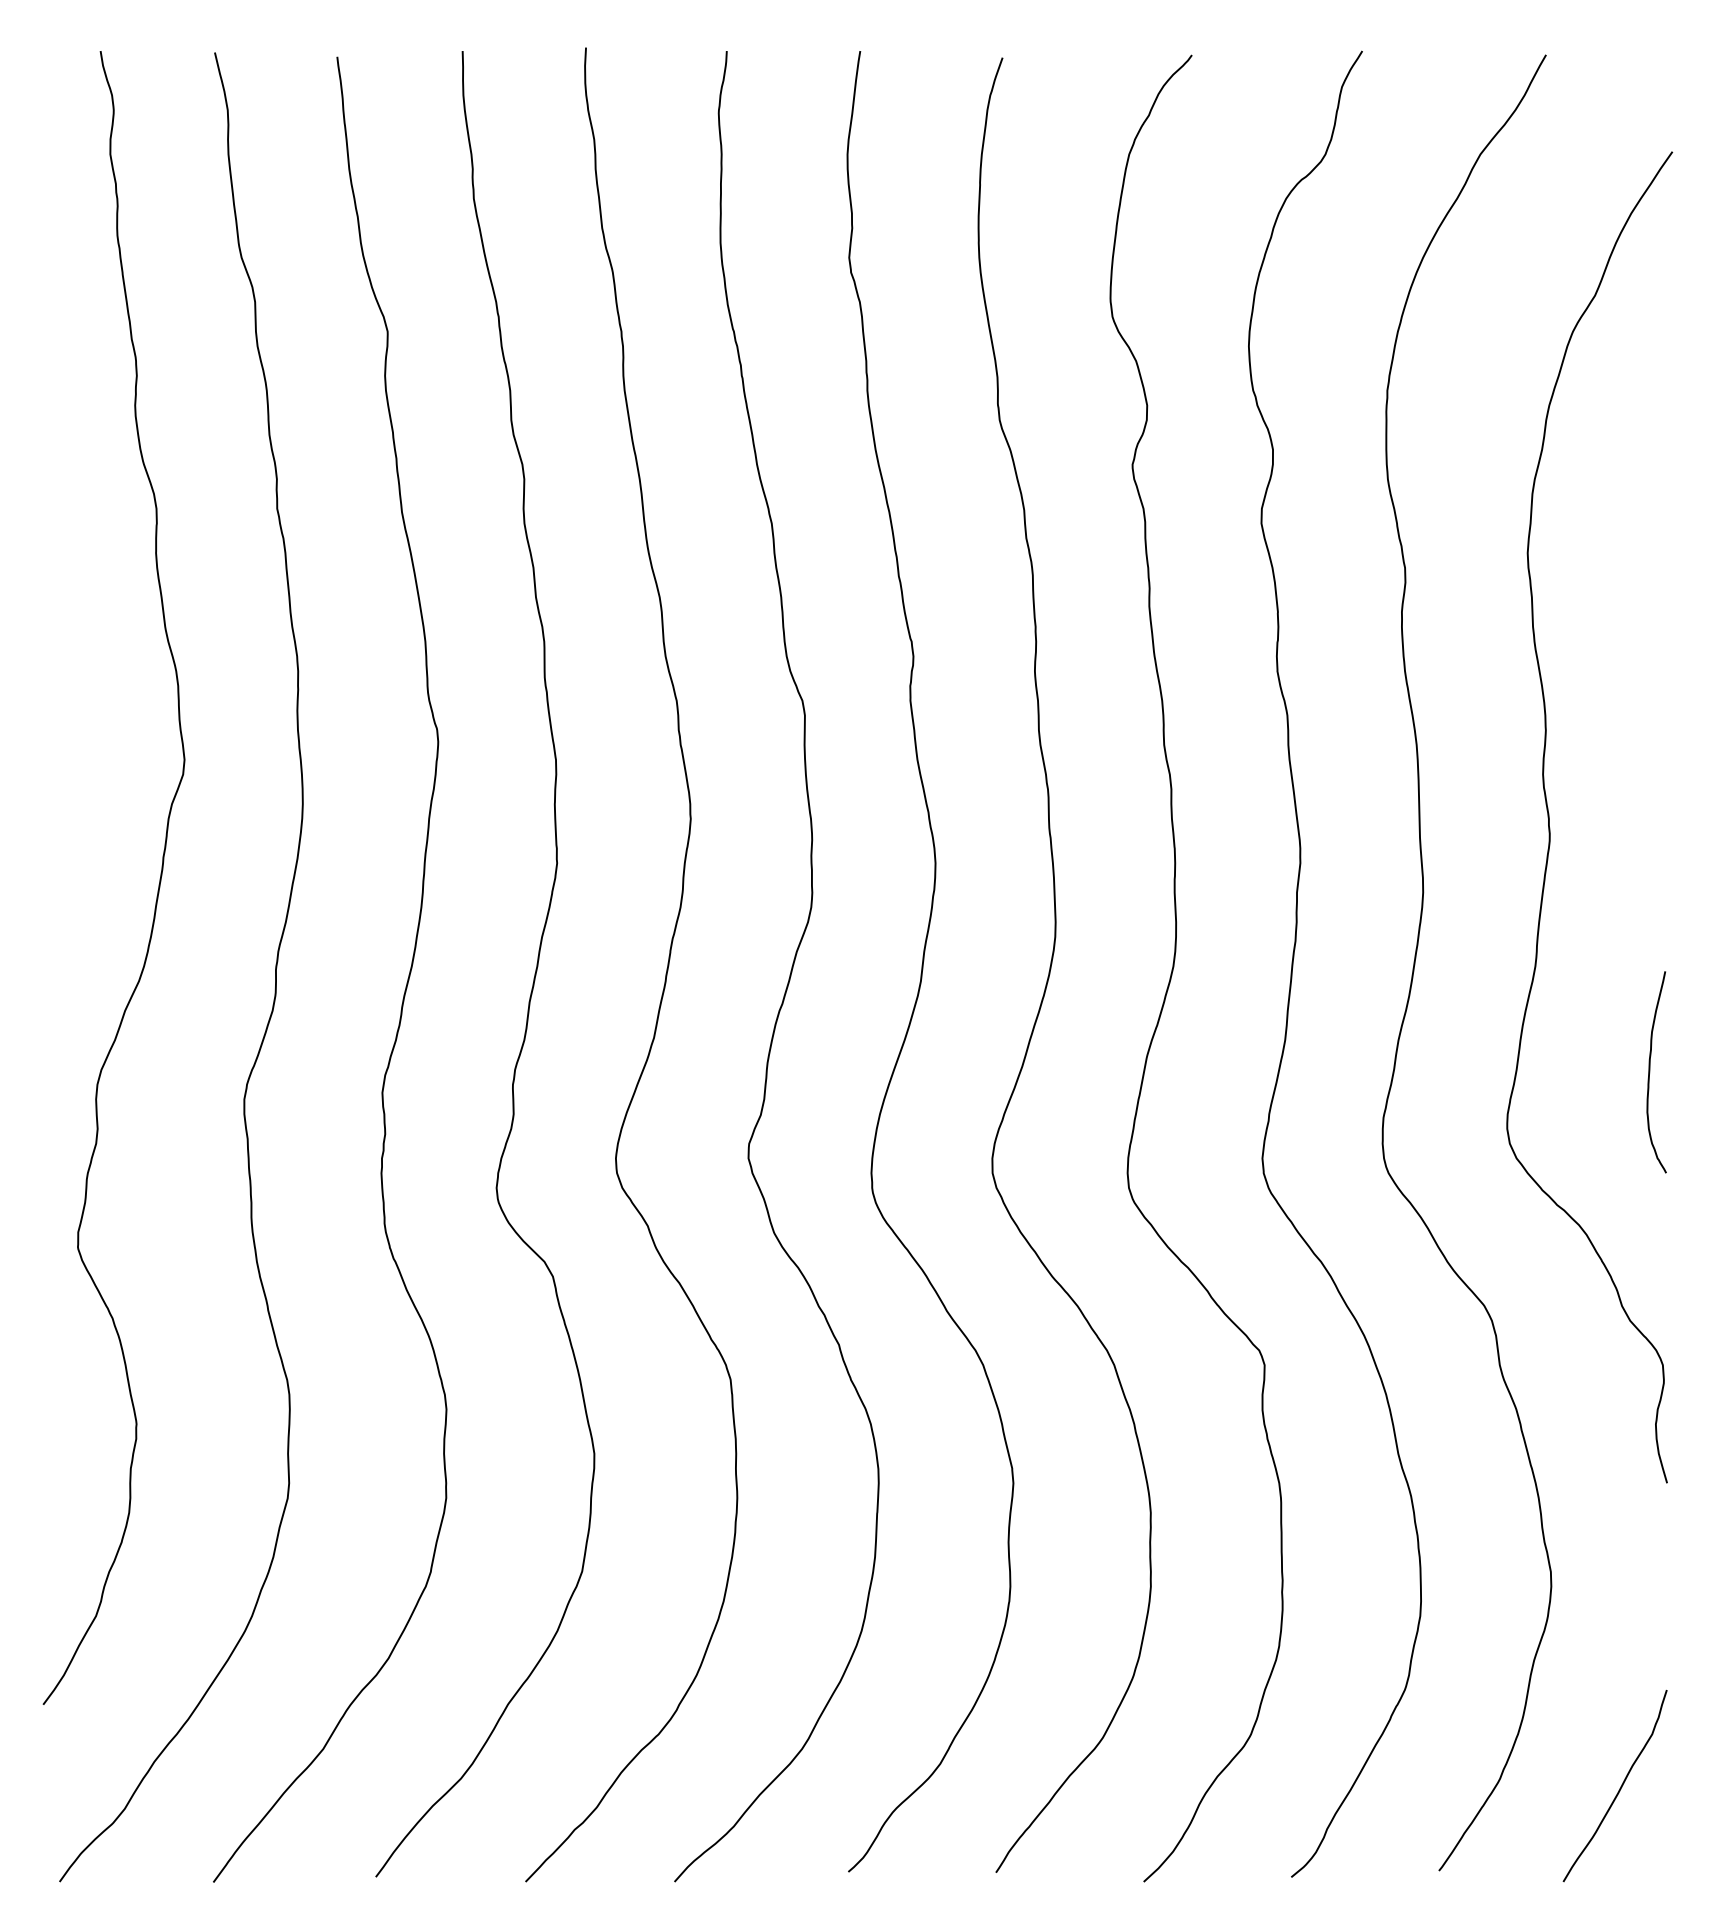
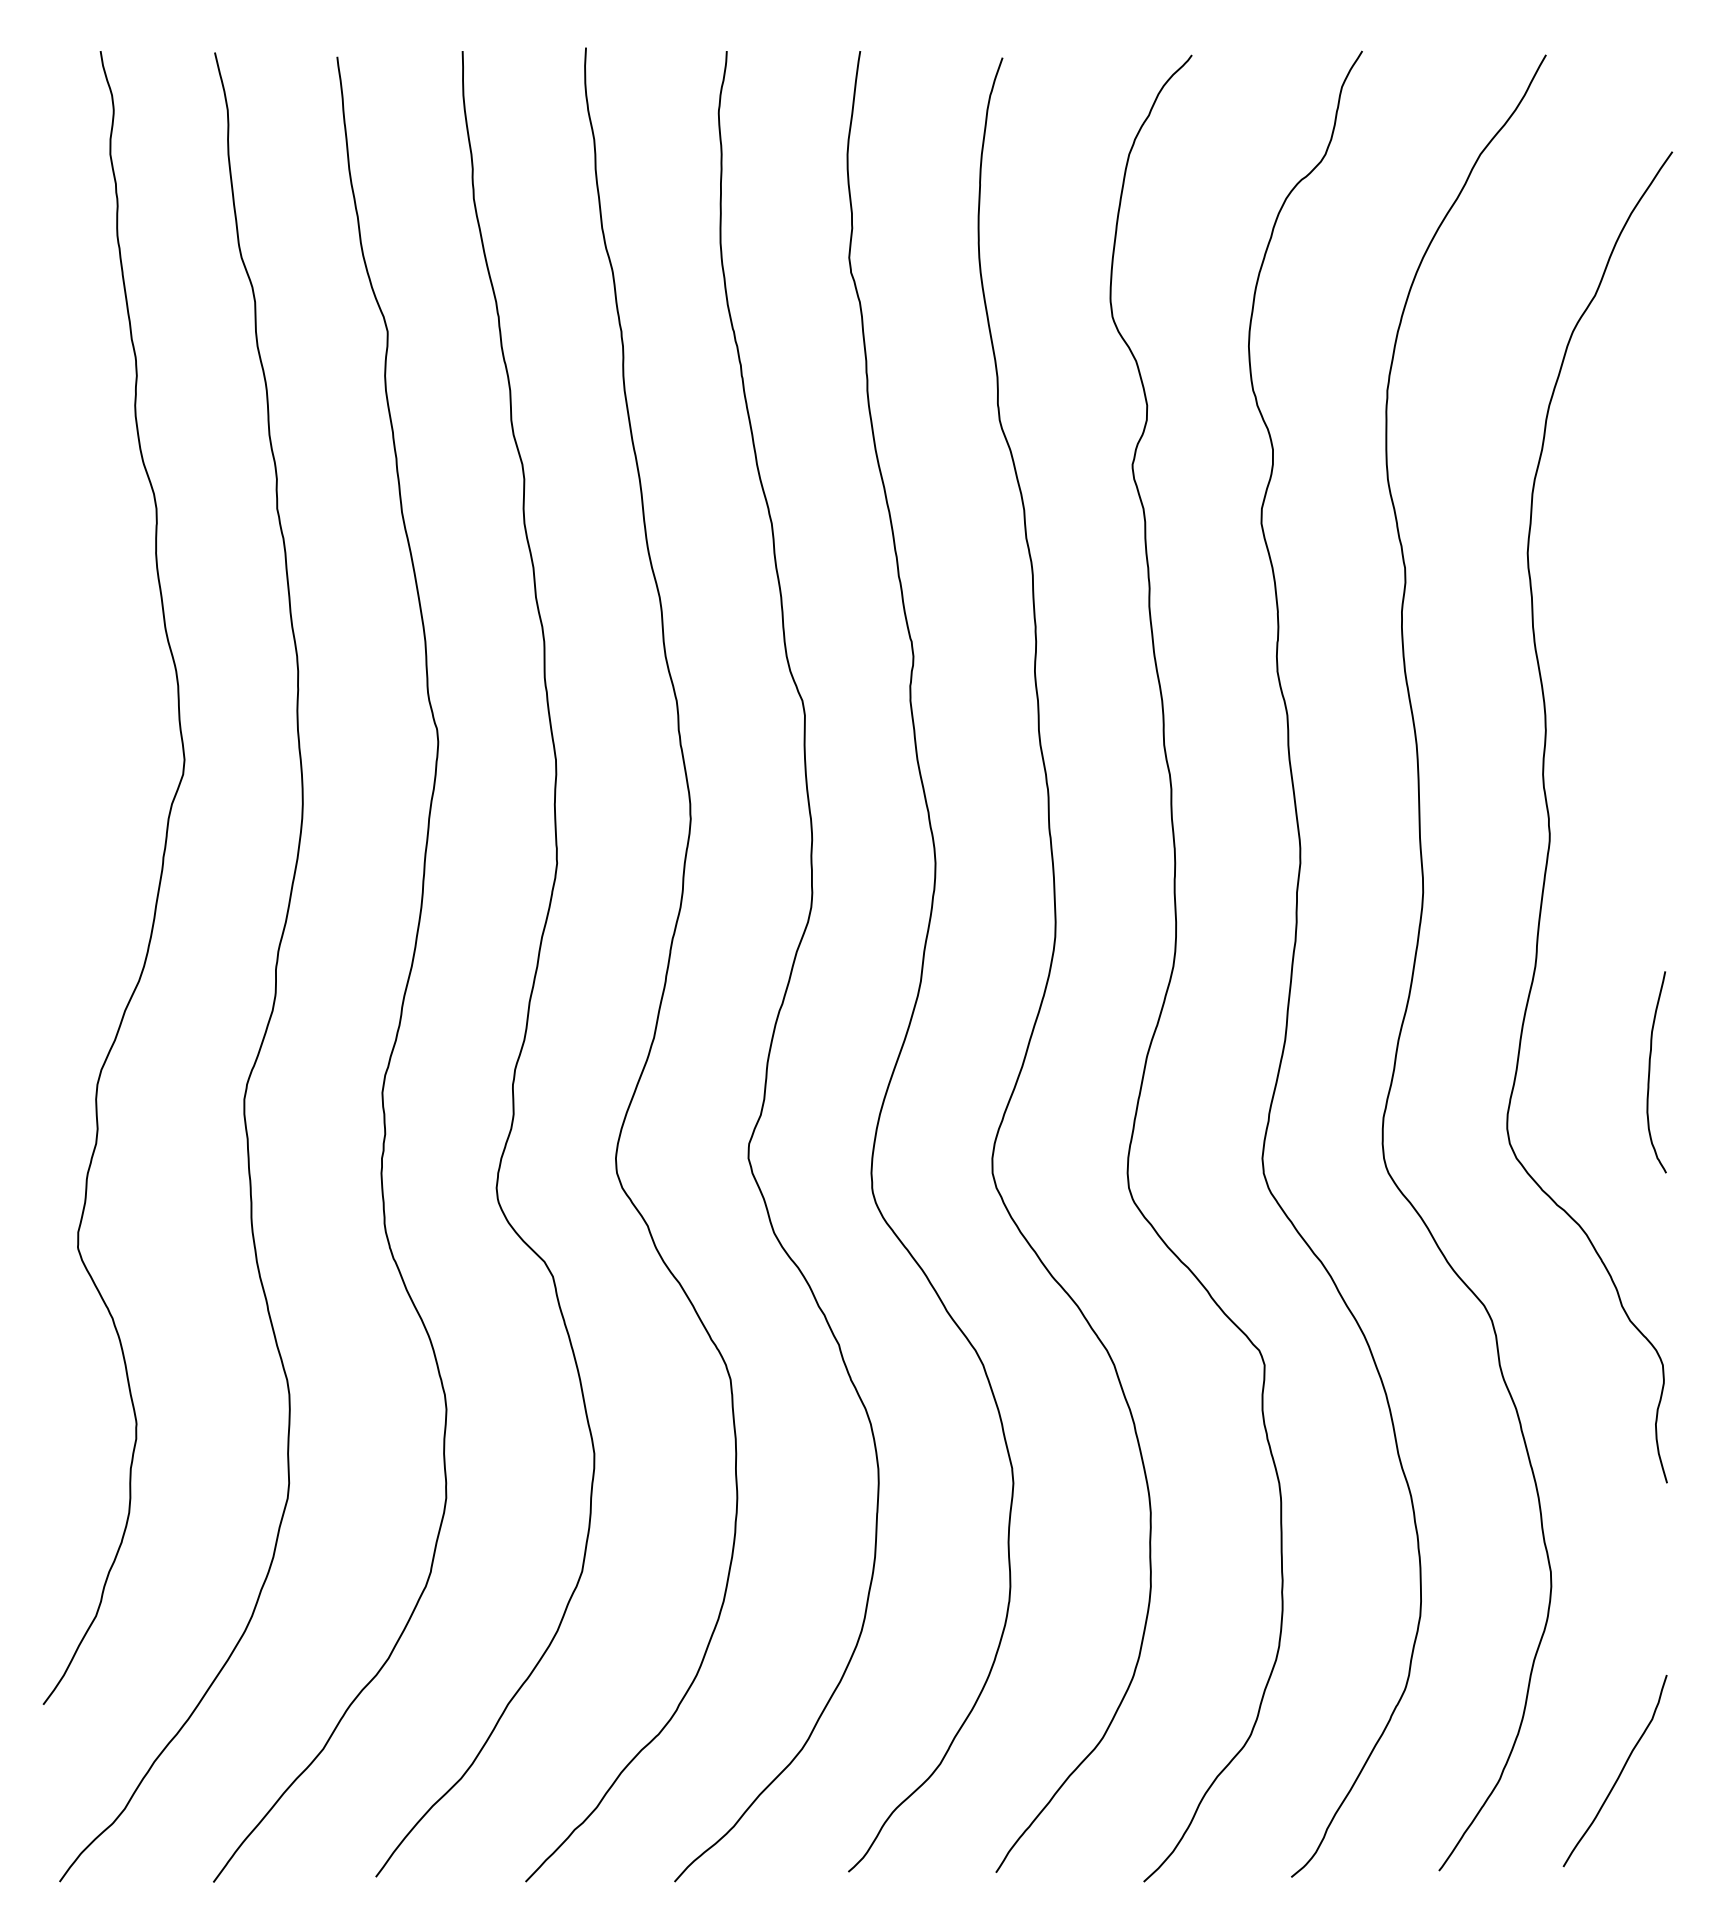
curve position: (1619, 1788) -> (1619, 1773) (1619, 1773)
